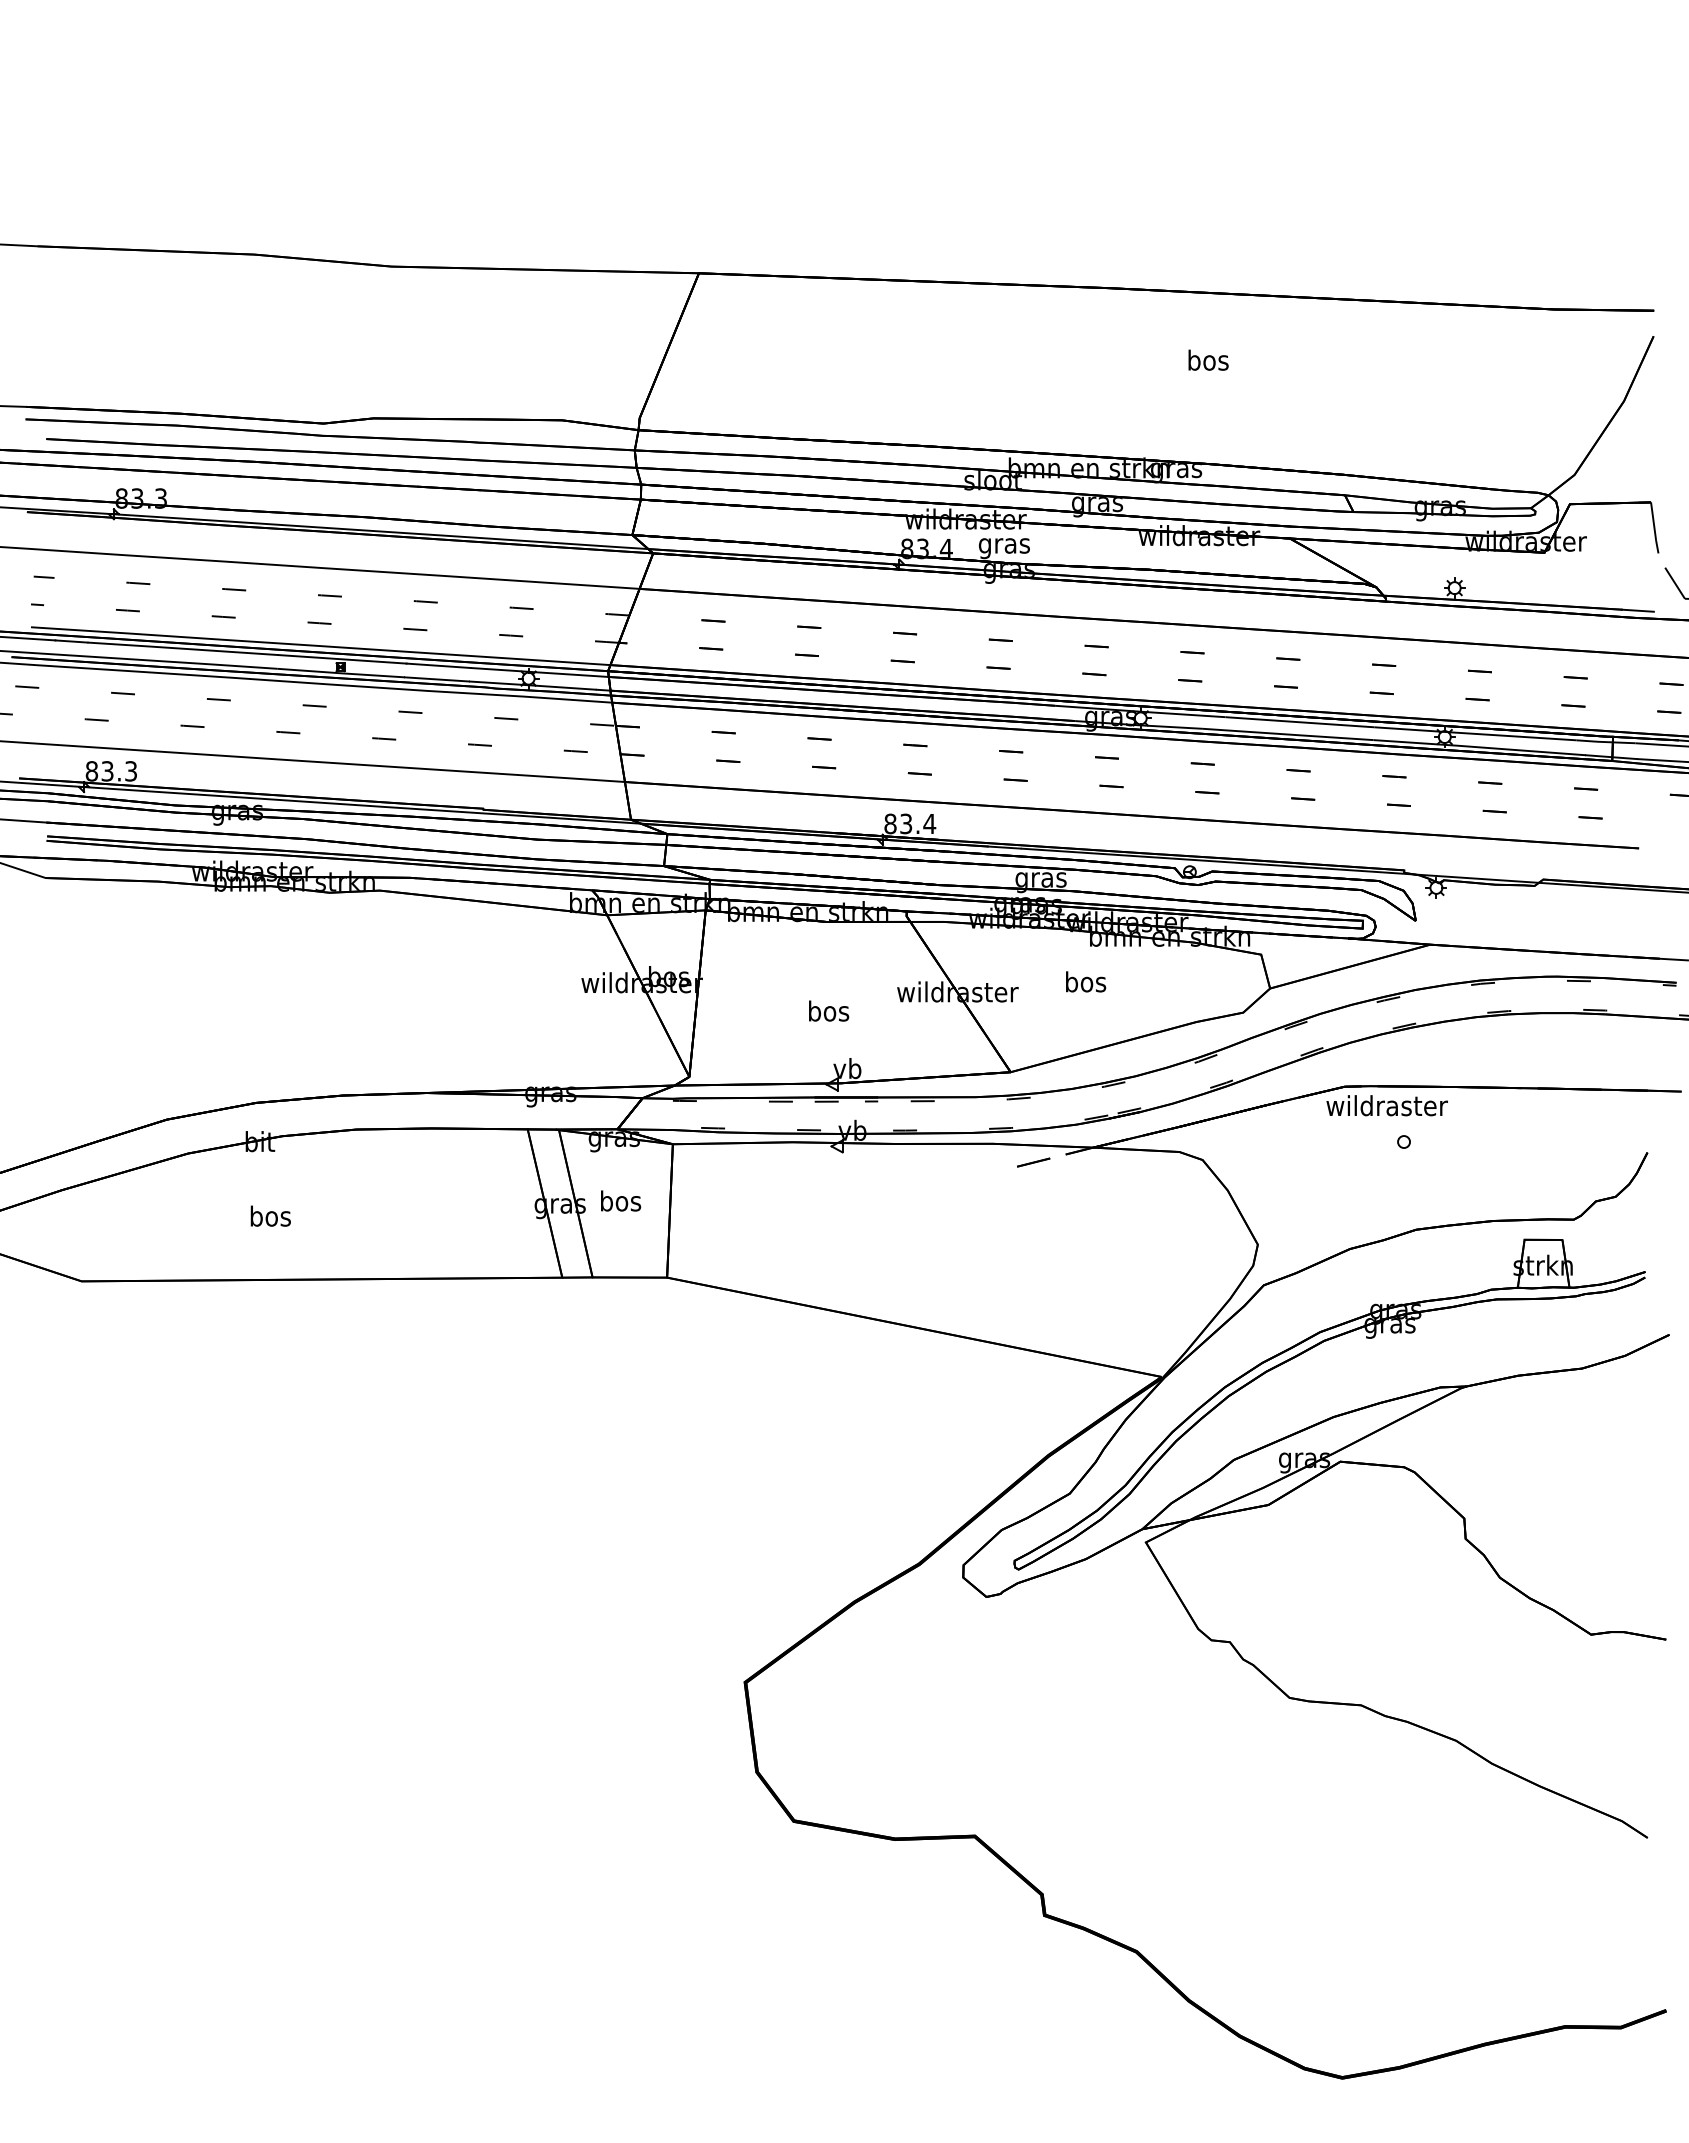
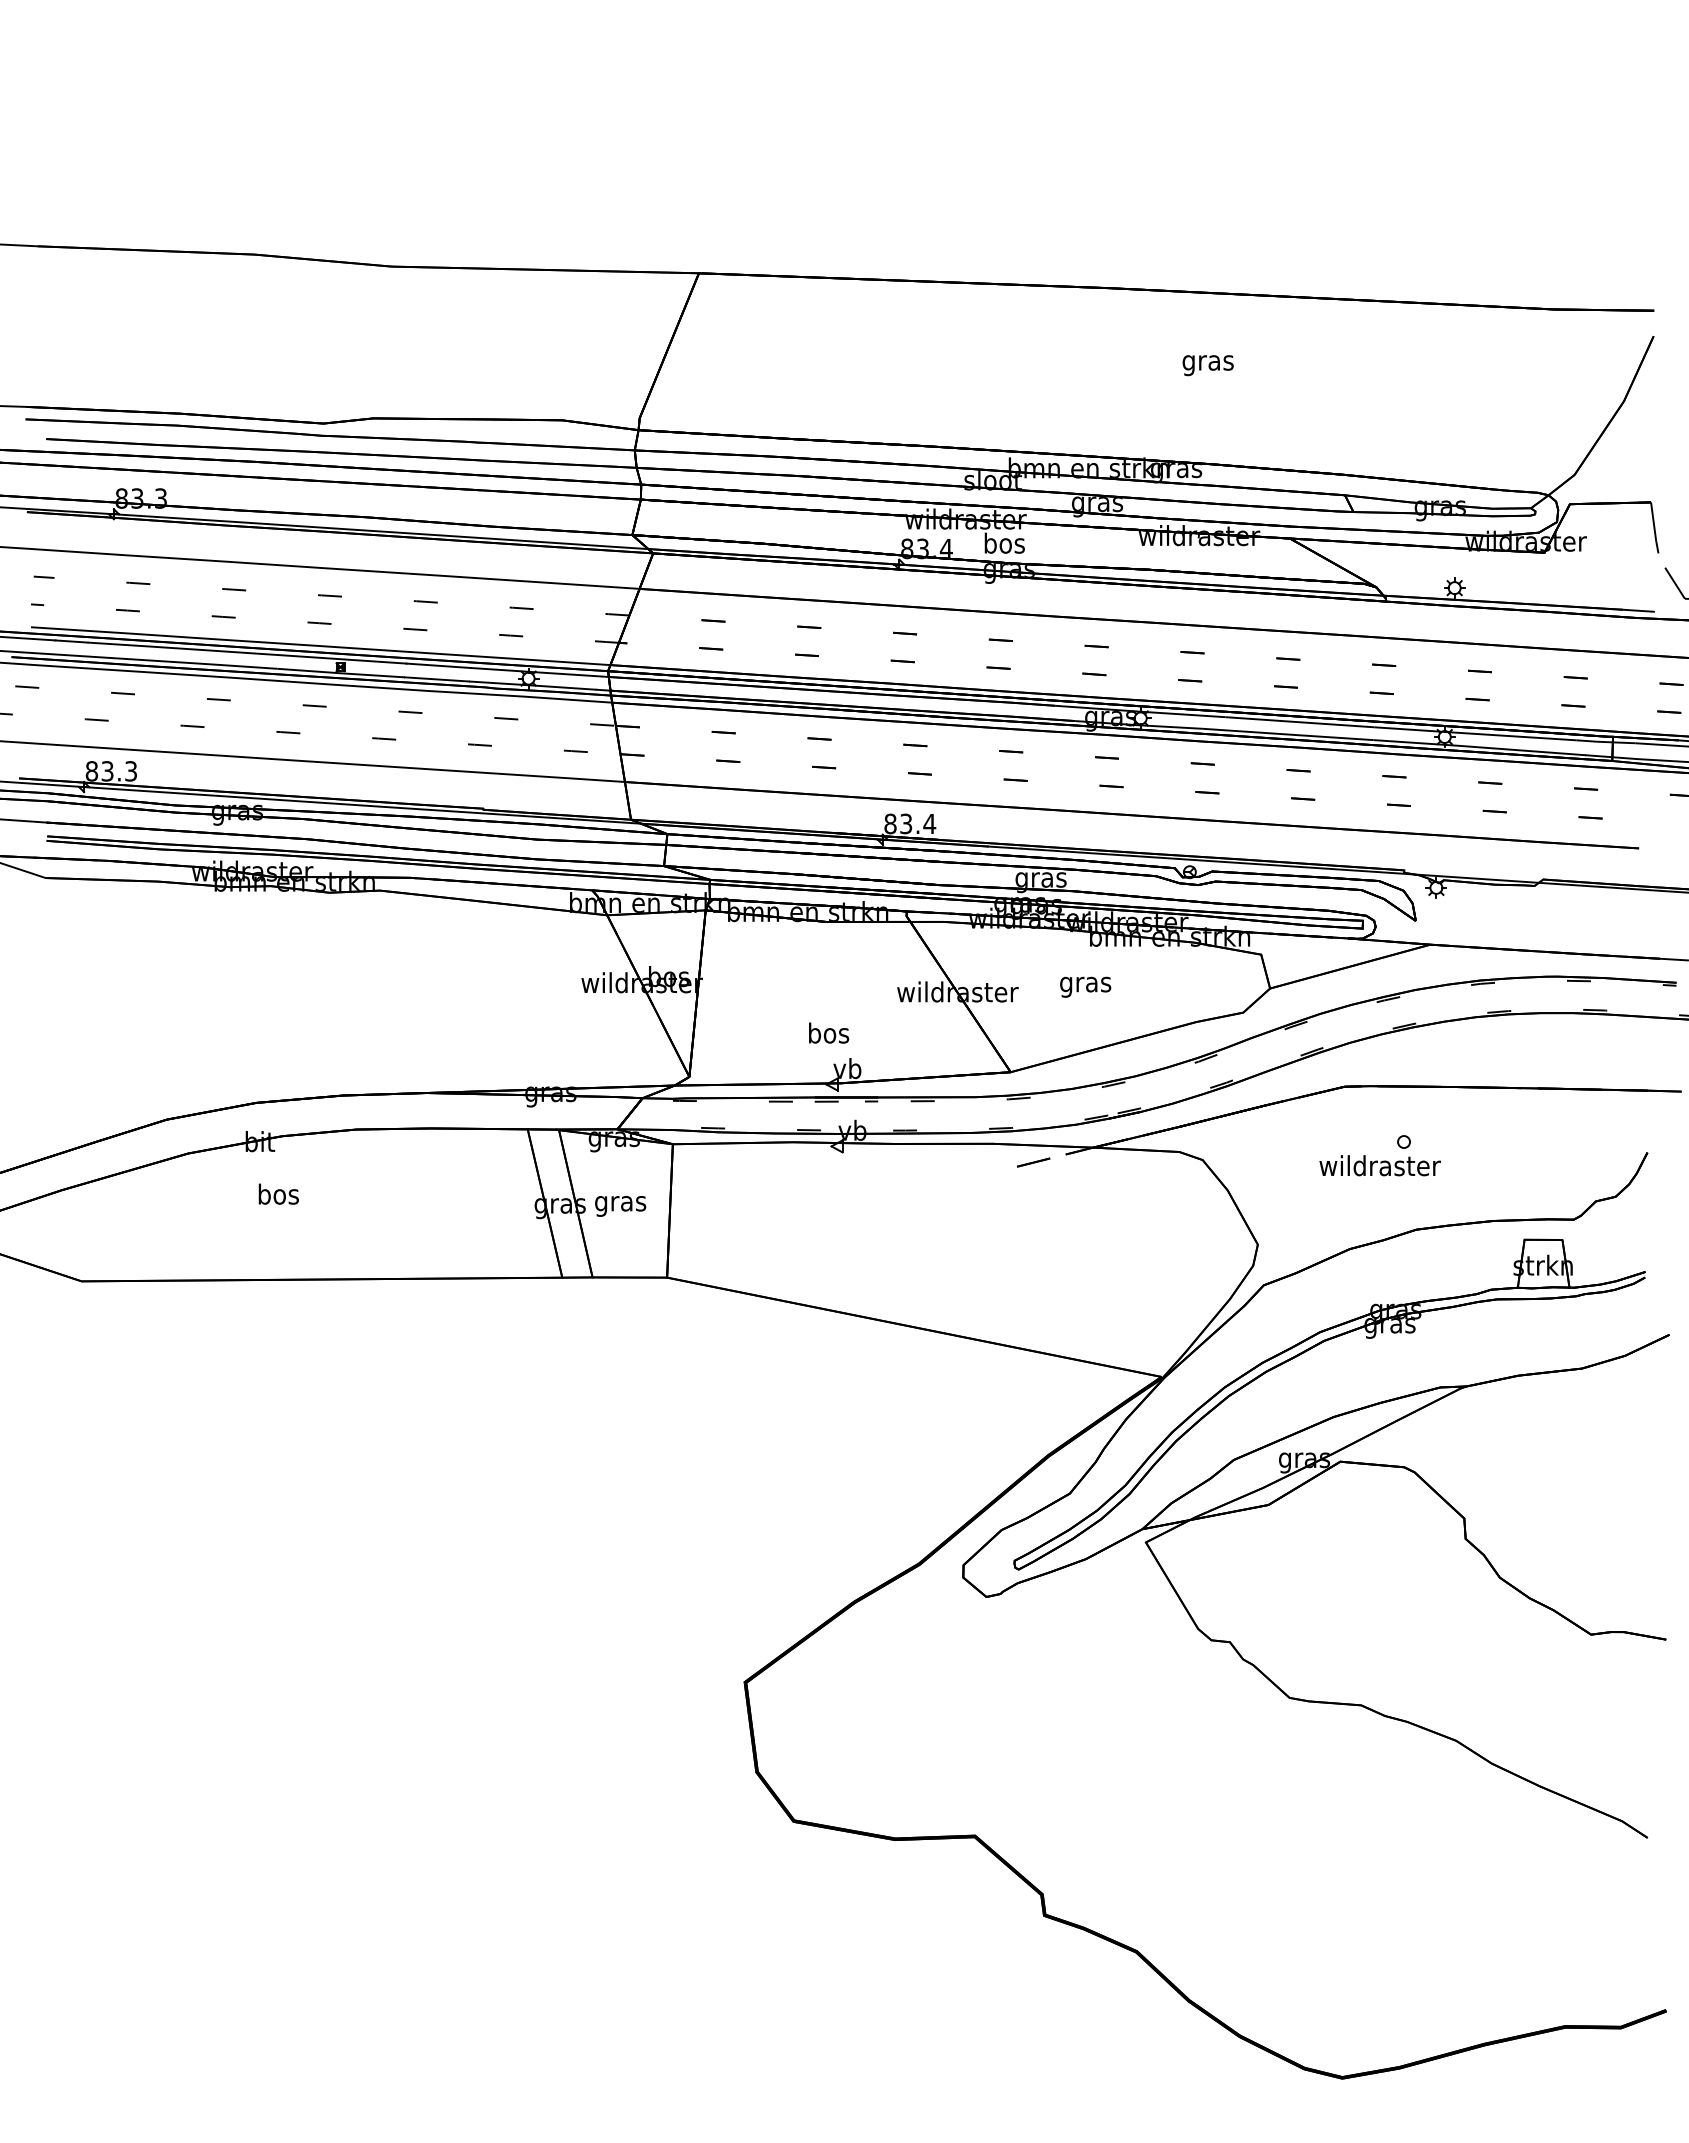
text: bos -> gras (1207, 362)
text: gras -> bos (1003, 545)
text: bos -> gras (1085, 984)
text position: (829, 1010) -> (829, 1032) (829, 1032)
text position: (1386, 1105) -> (1379, 1165) (1379, 1165)
text: bos -> gras (620, 1203)
text position: (270, 1215) -> (278, 1193) (278, 1193)
